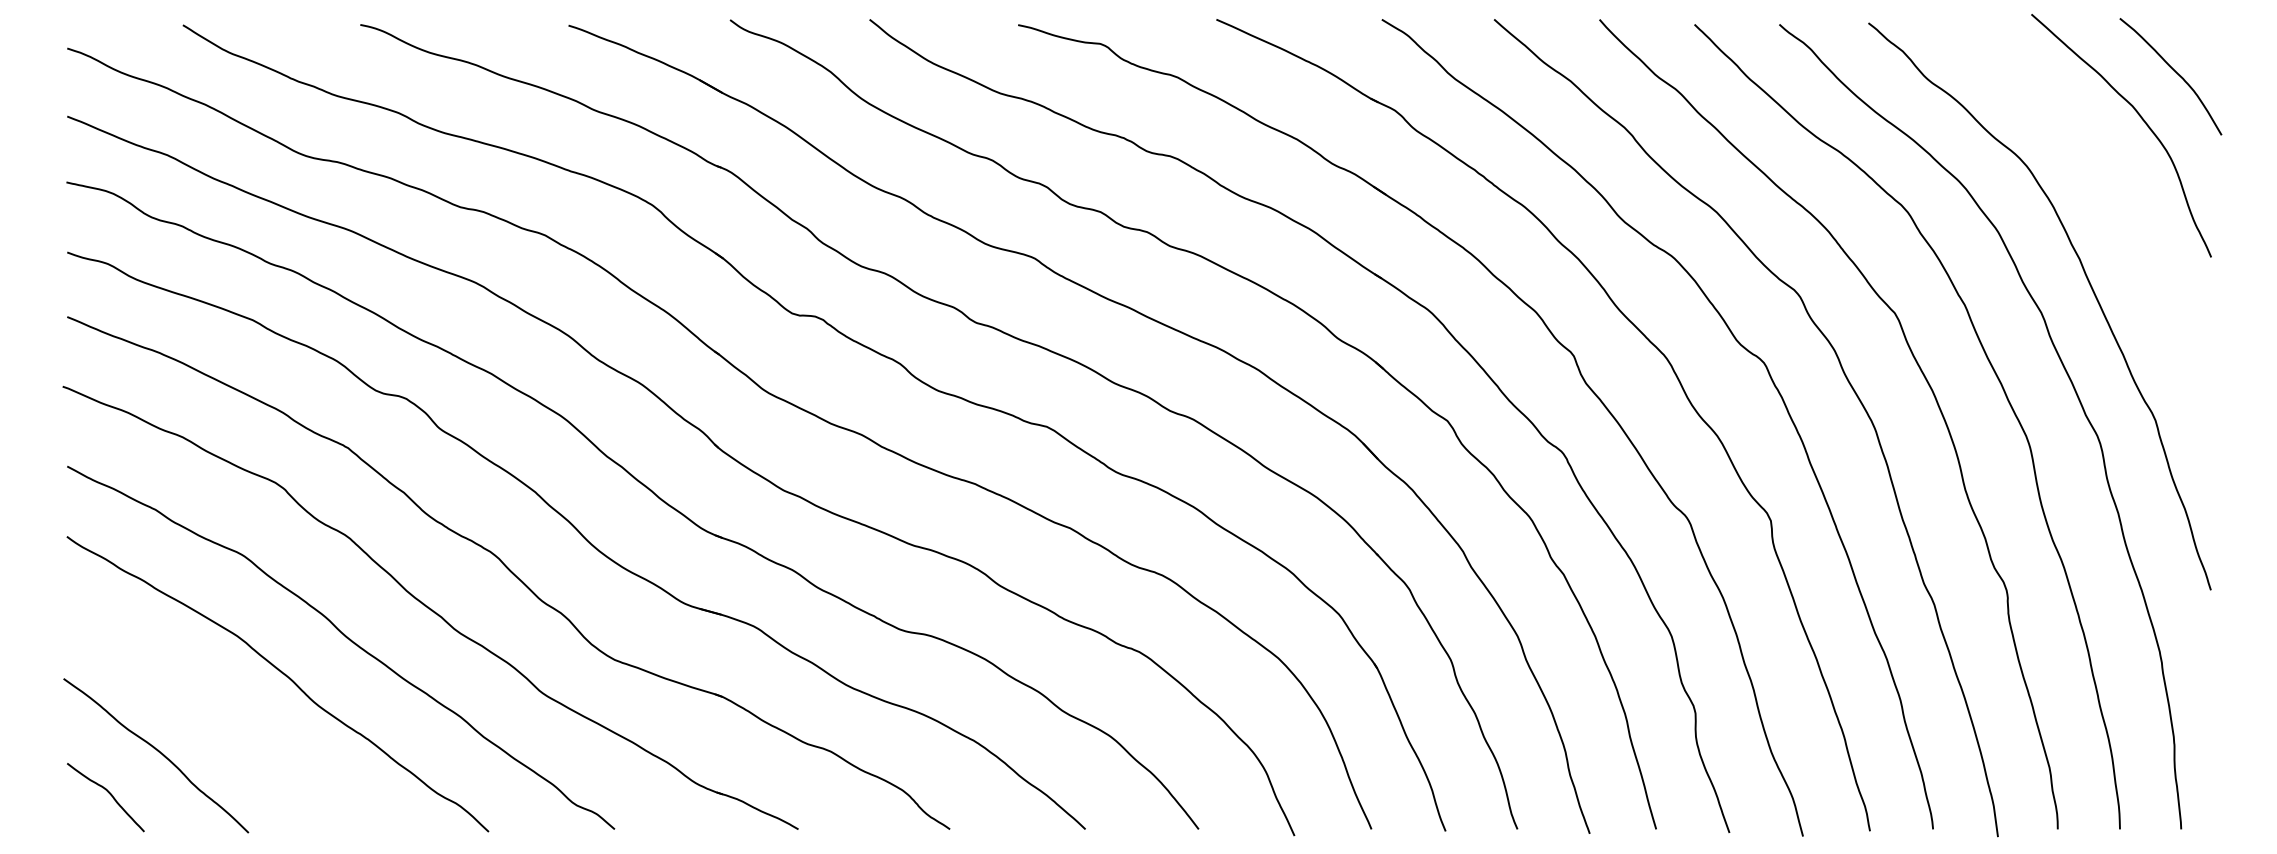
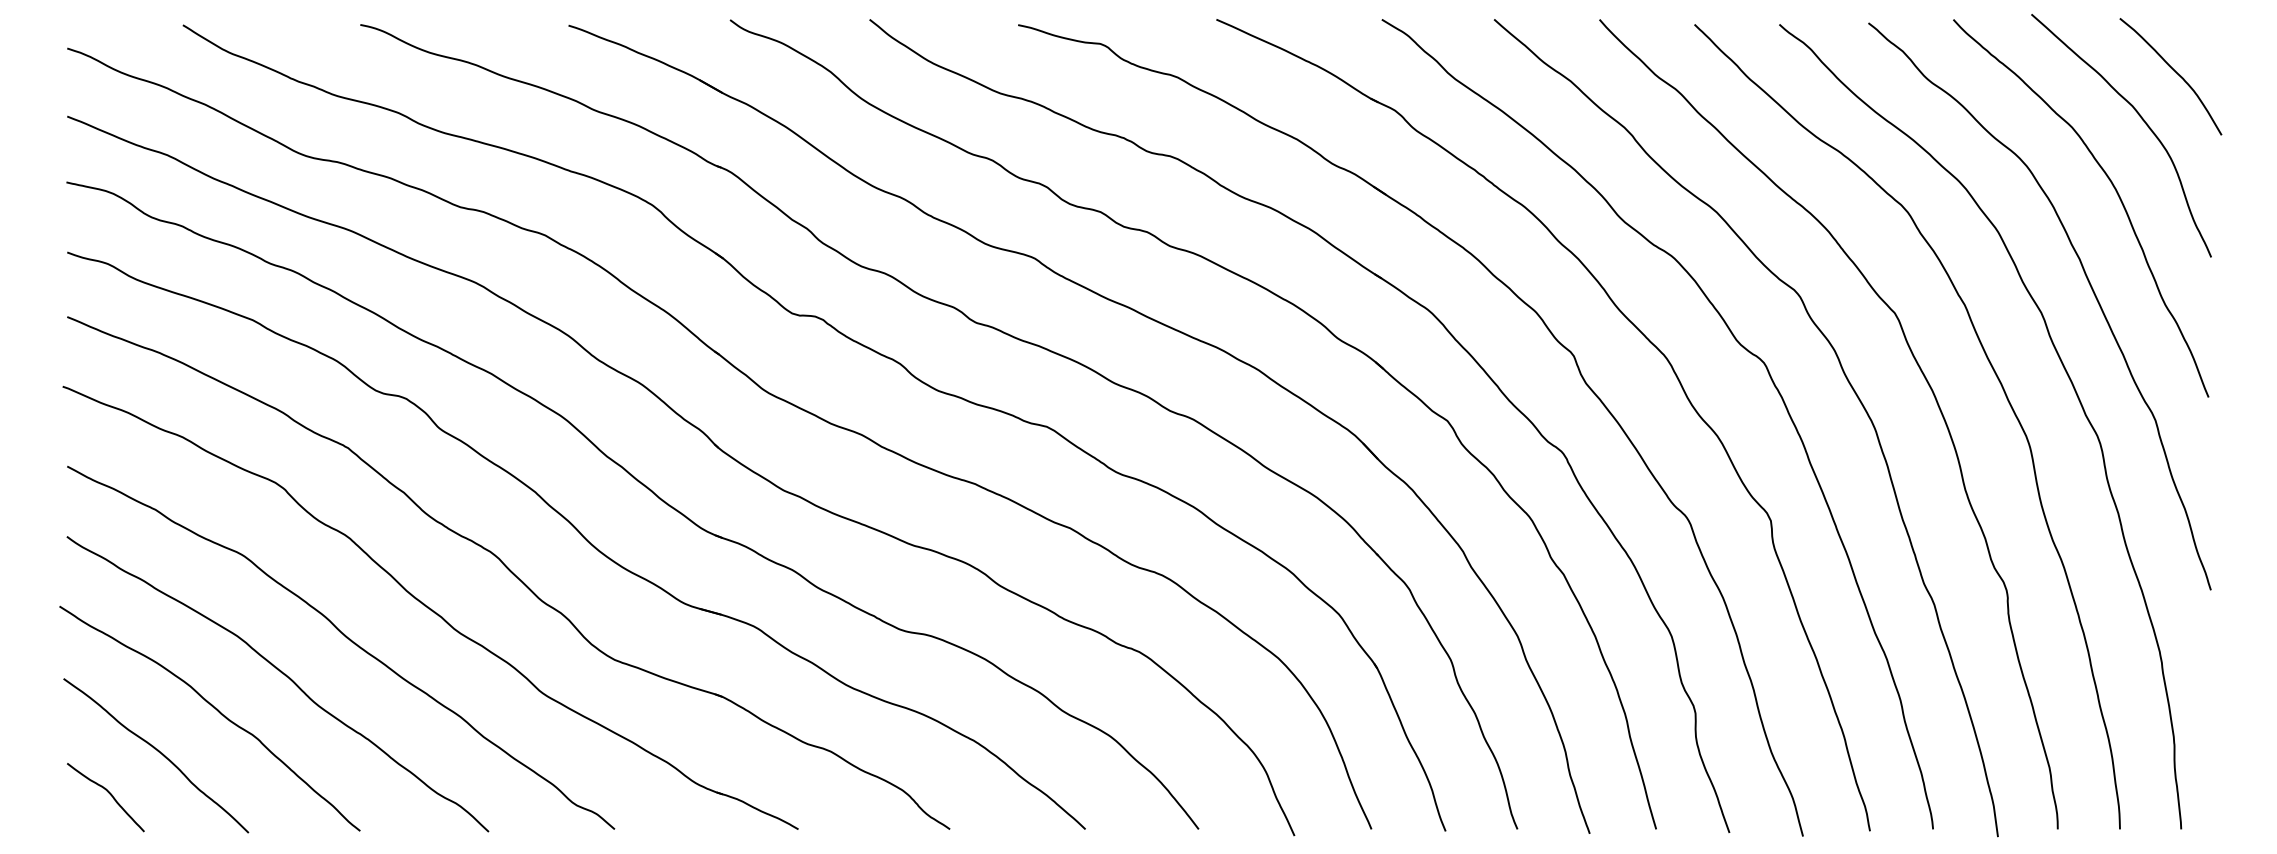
curve: none -> present (2112, 186)
curve: none -> present (216, 710)
